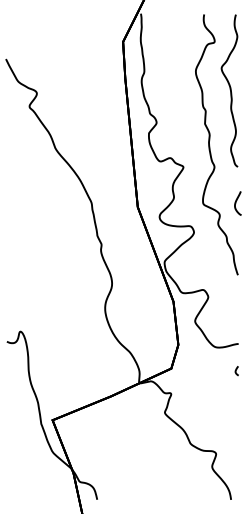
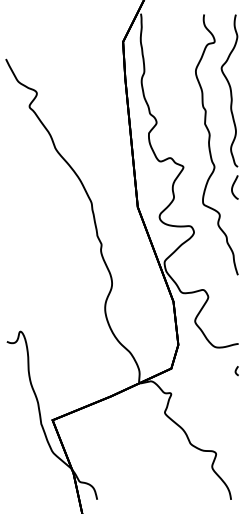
curve position: (236, 203) -> (233, 187) (233, 187)
